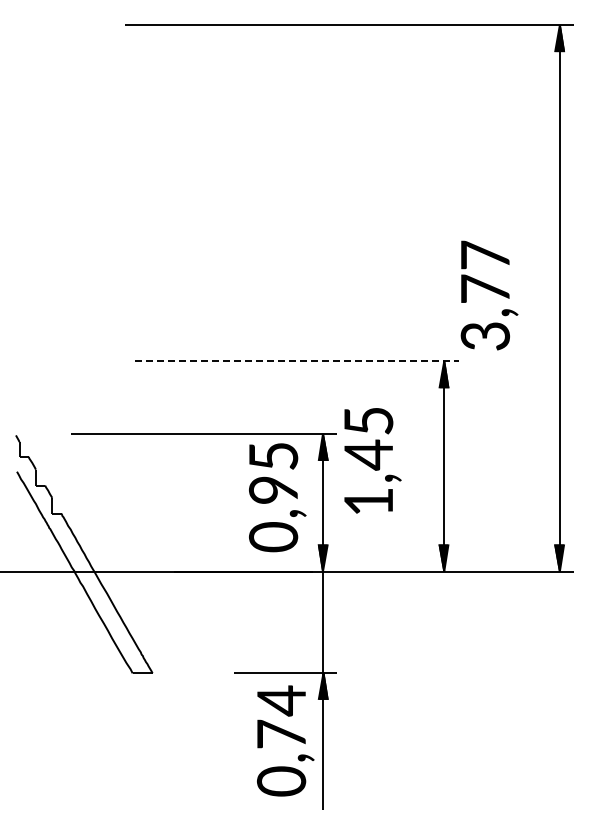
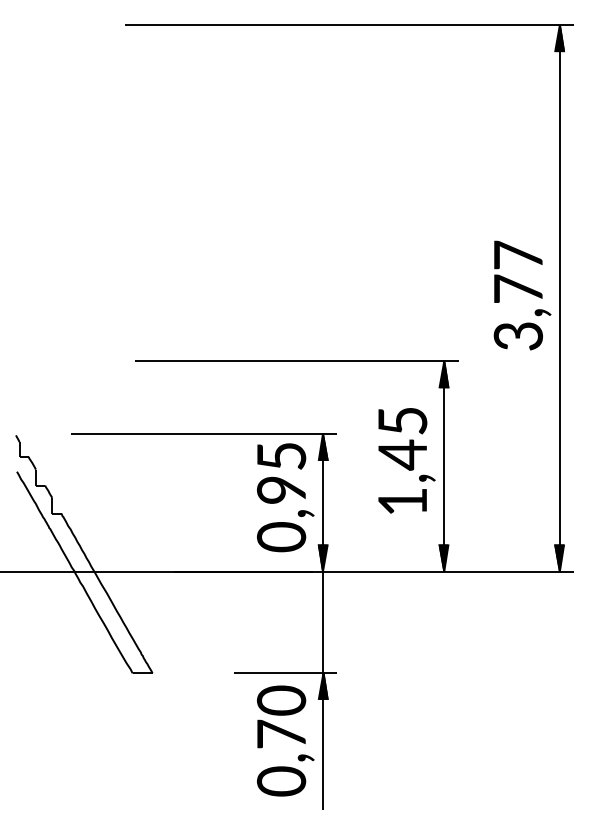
text position: (489, 295) -> (522, 295) (522, 295)
line: dashed -> solid (296, 361)
text position: (372, 460) -> (406, 460) (406, 460)
text position: (277, 497) -> (285, 497) (285, 497)
text: 0,74 -> 0,70 (281, 700)
